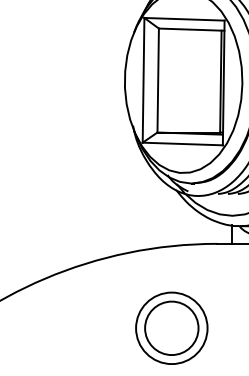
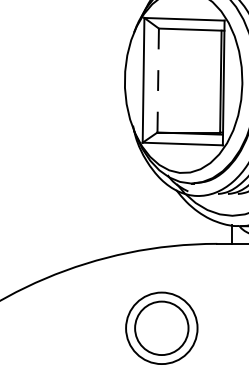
line: solid -> dashed (158, 80)
part position: (171, 327) -> (161, 327) (161, 327)
